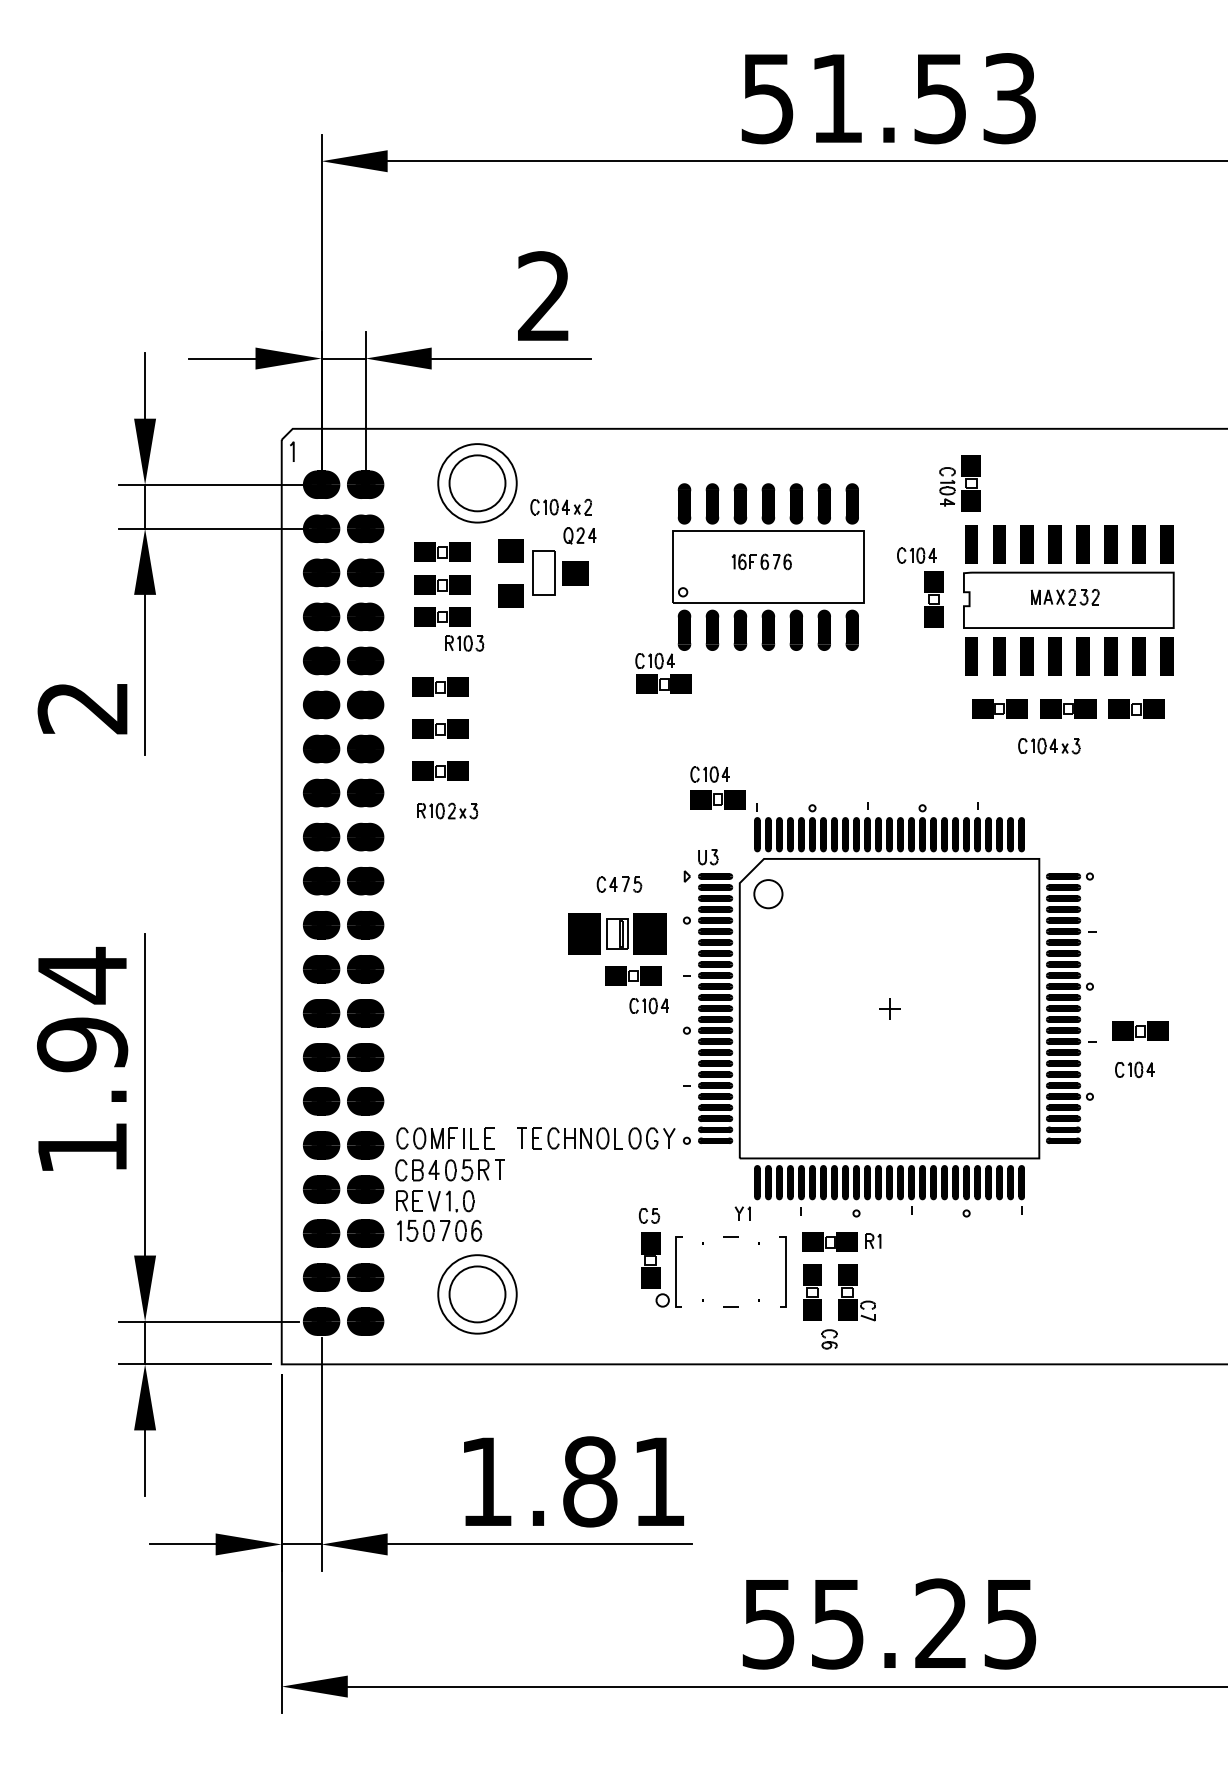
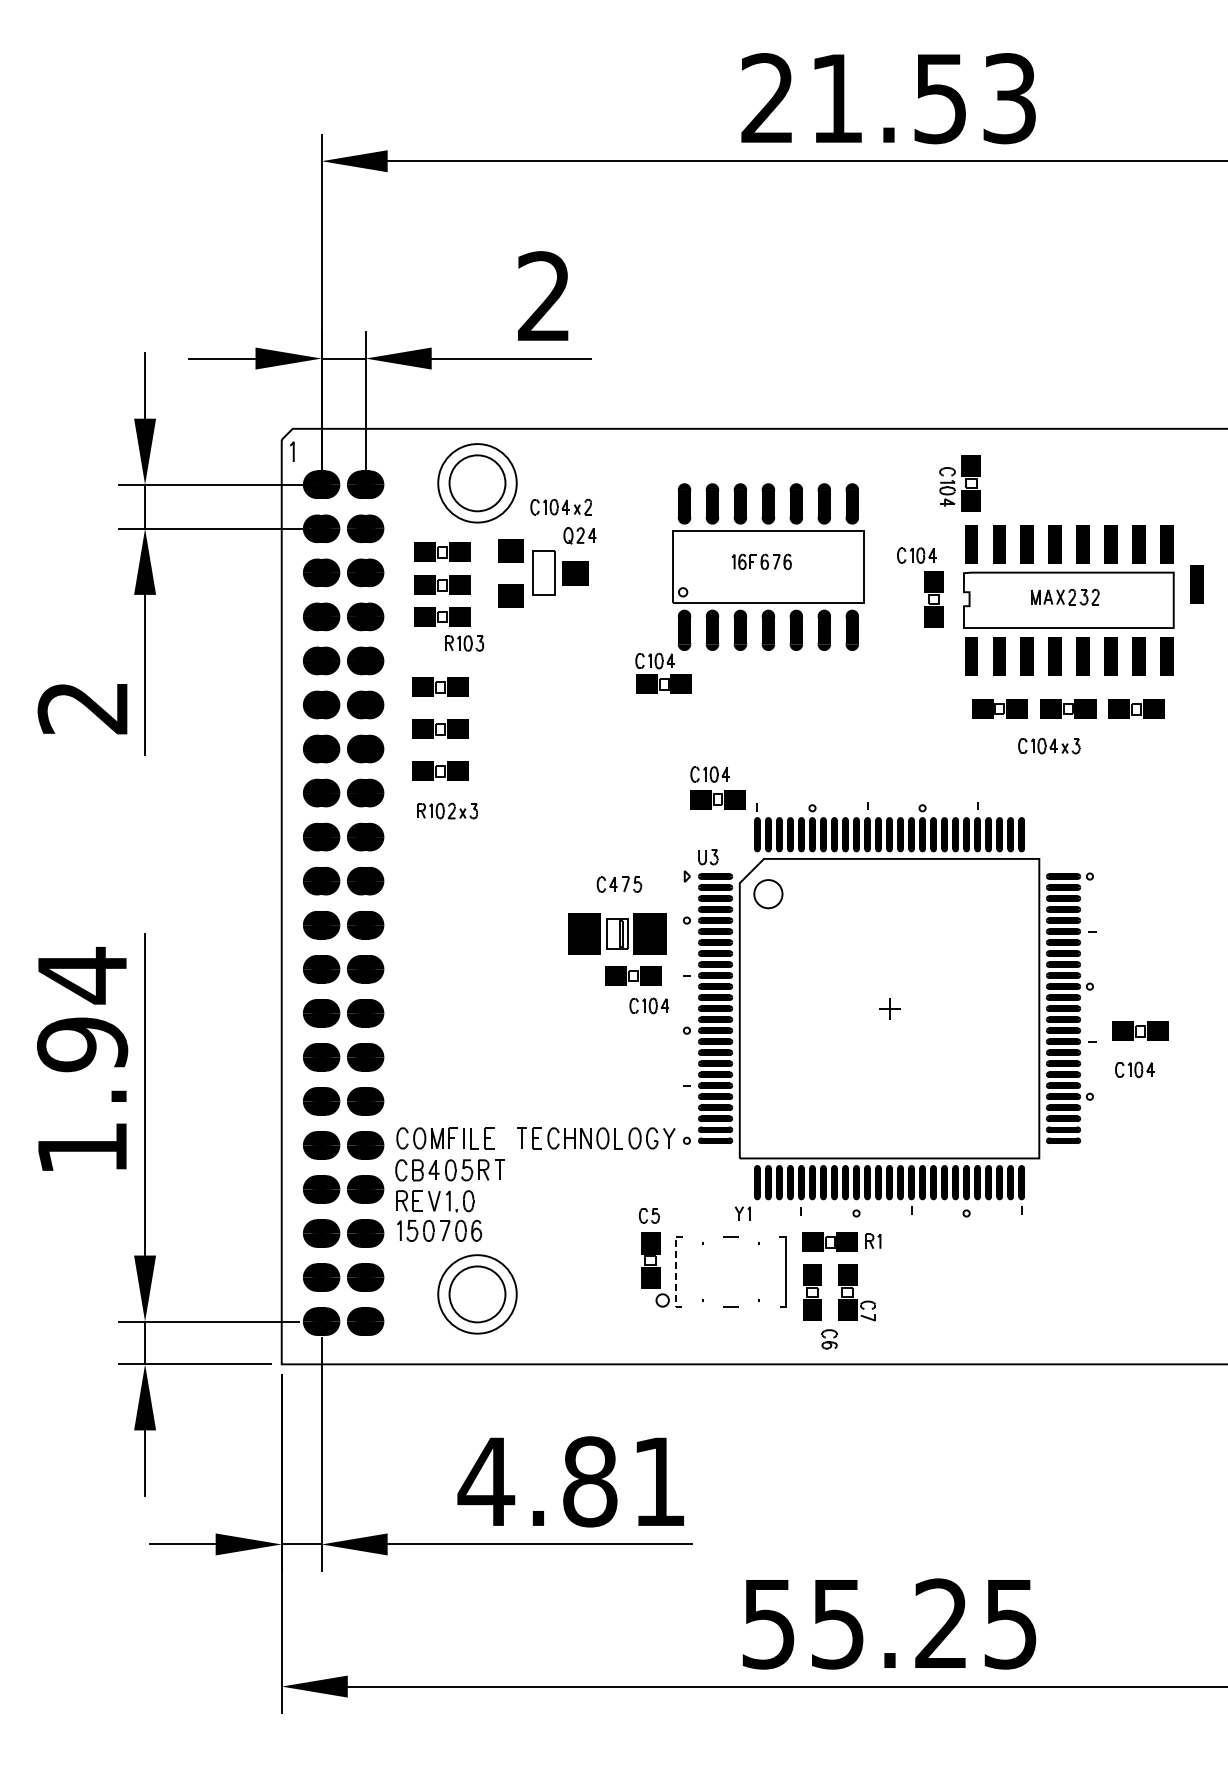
text: 51.53 -> 21.53 (767, 98)
part: none -> present (1196, 584)
line: solid -> dashed (675, 1271)
text: 1.81 -> 4.81 (486, 1481)
